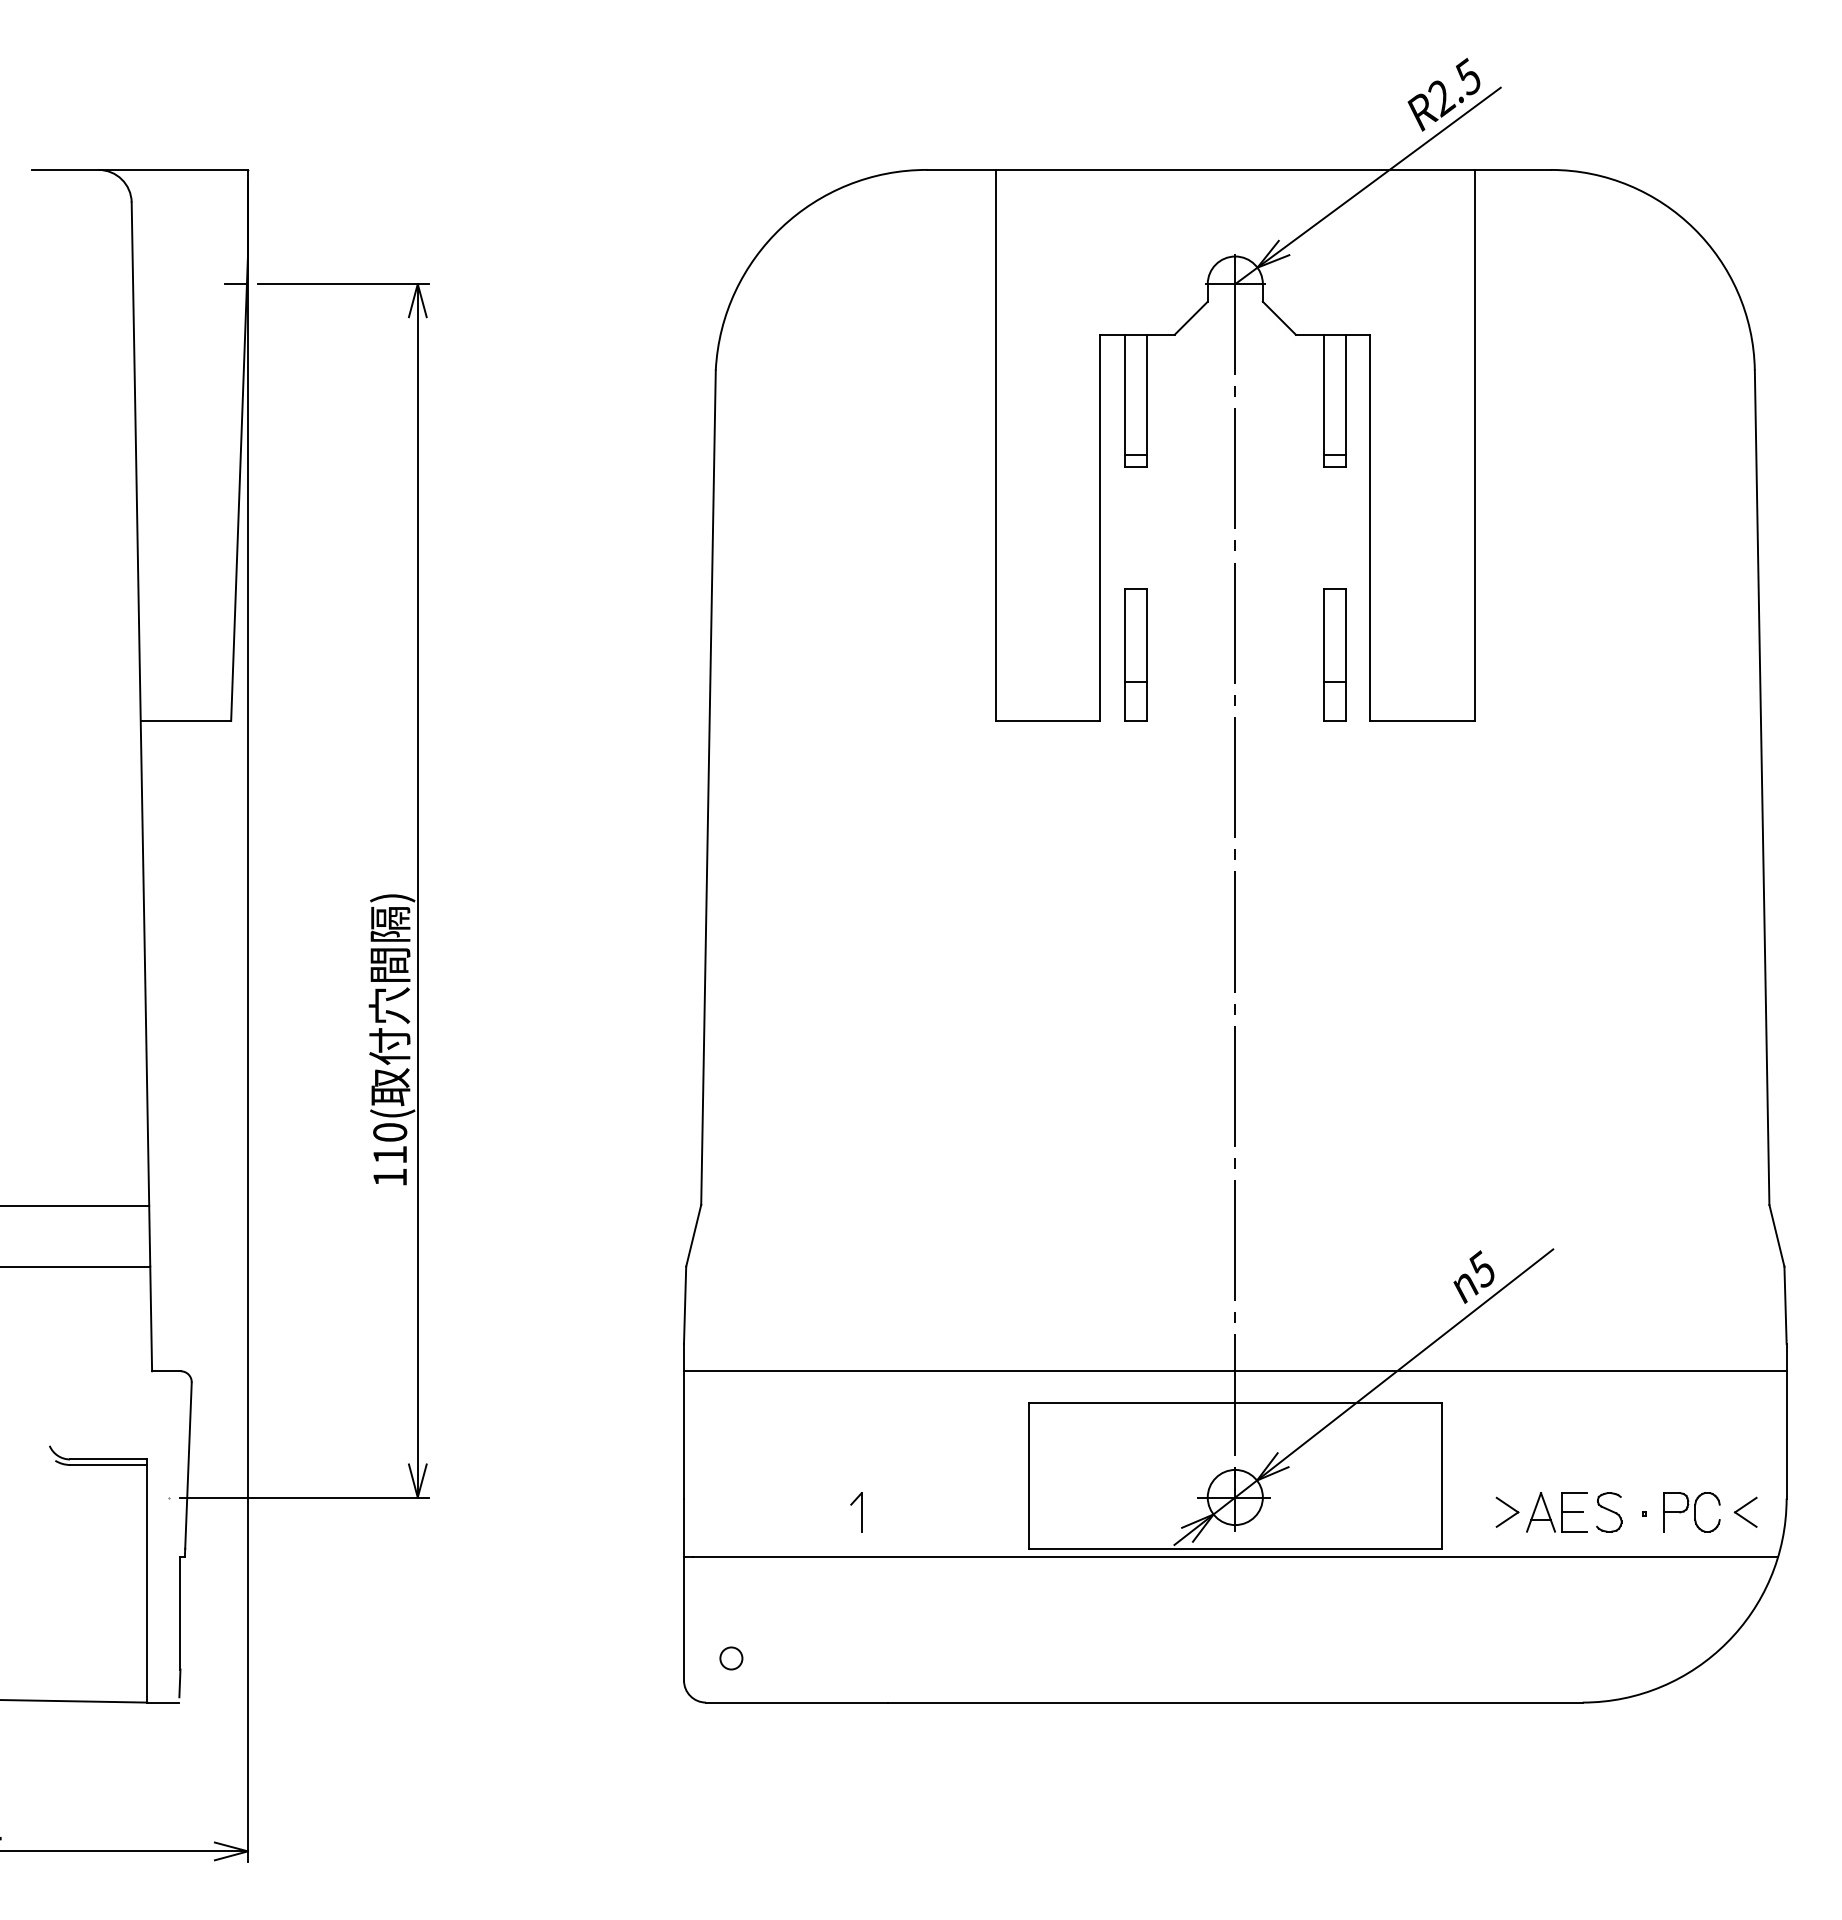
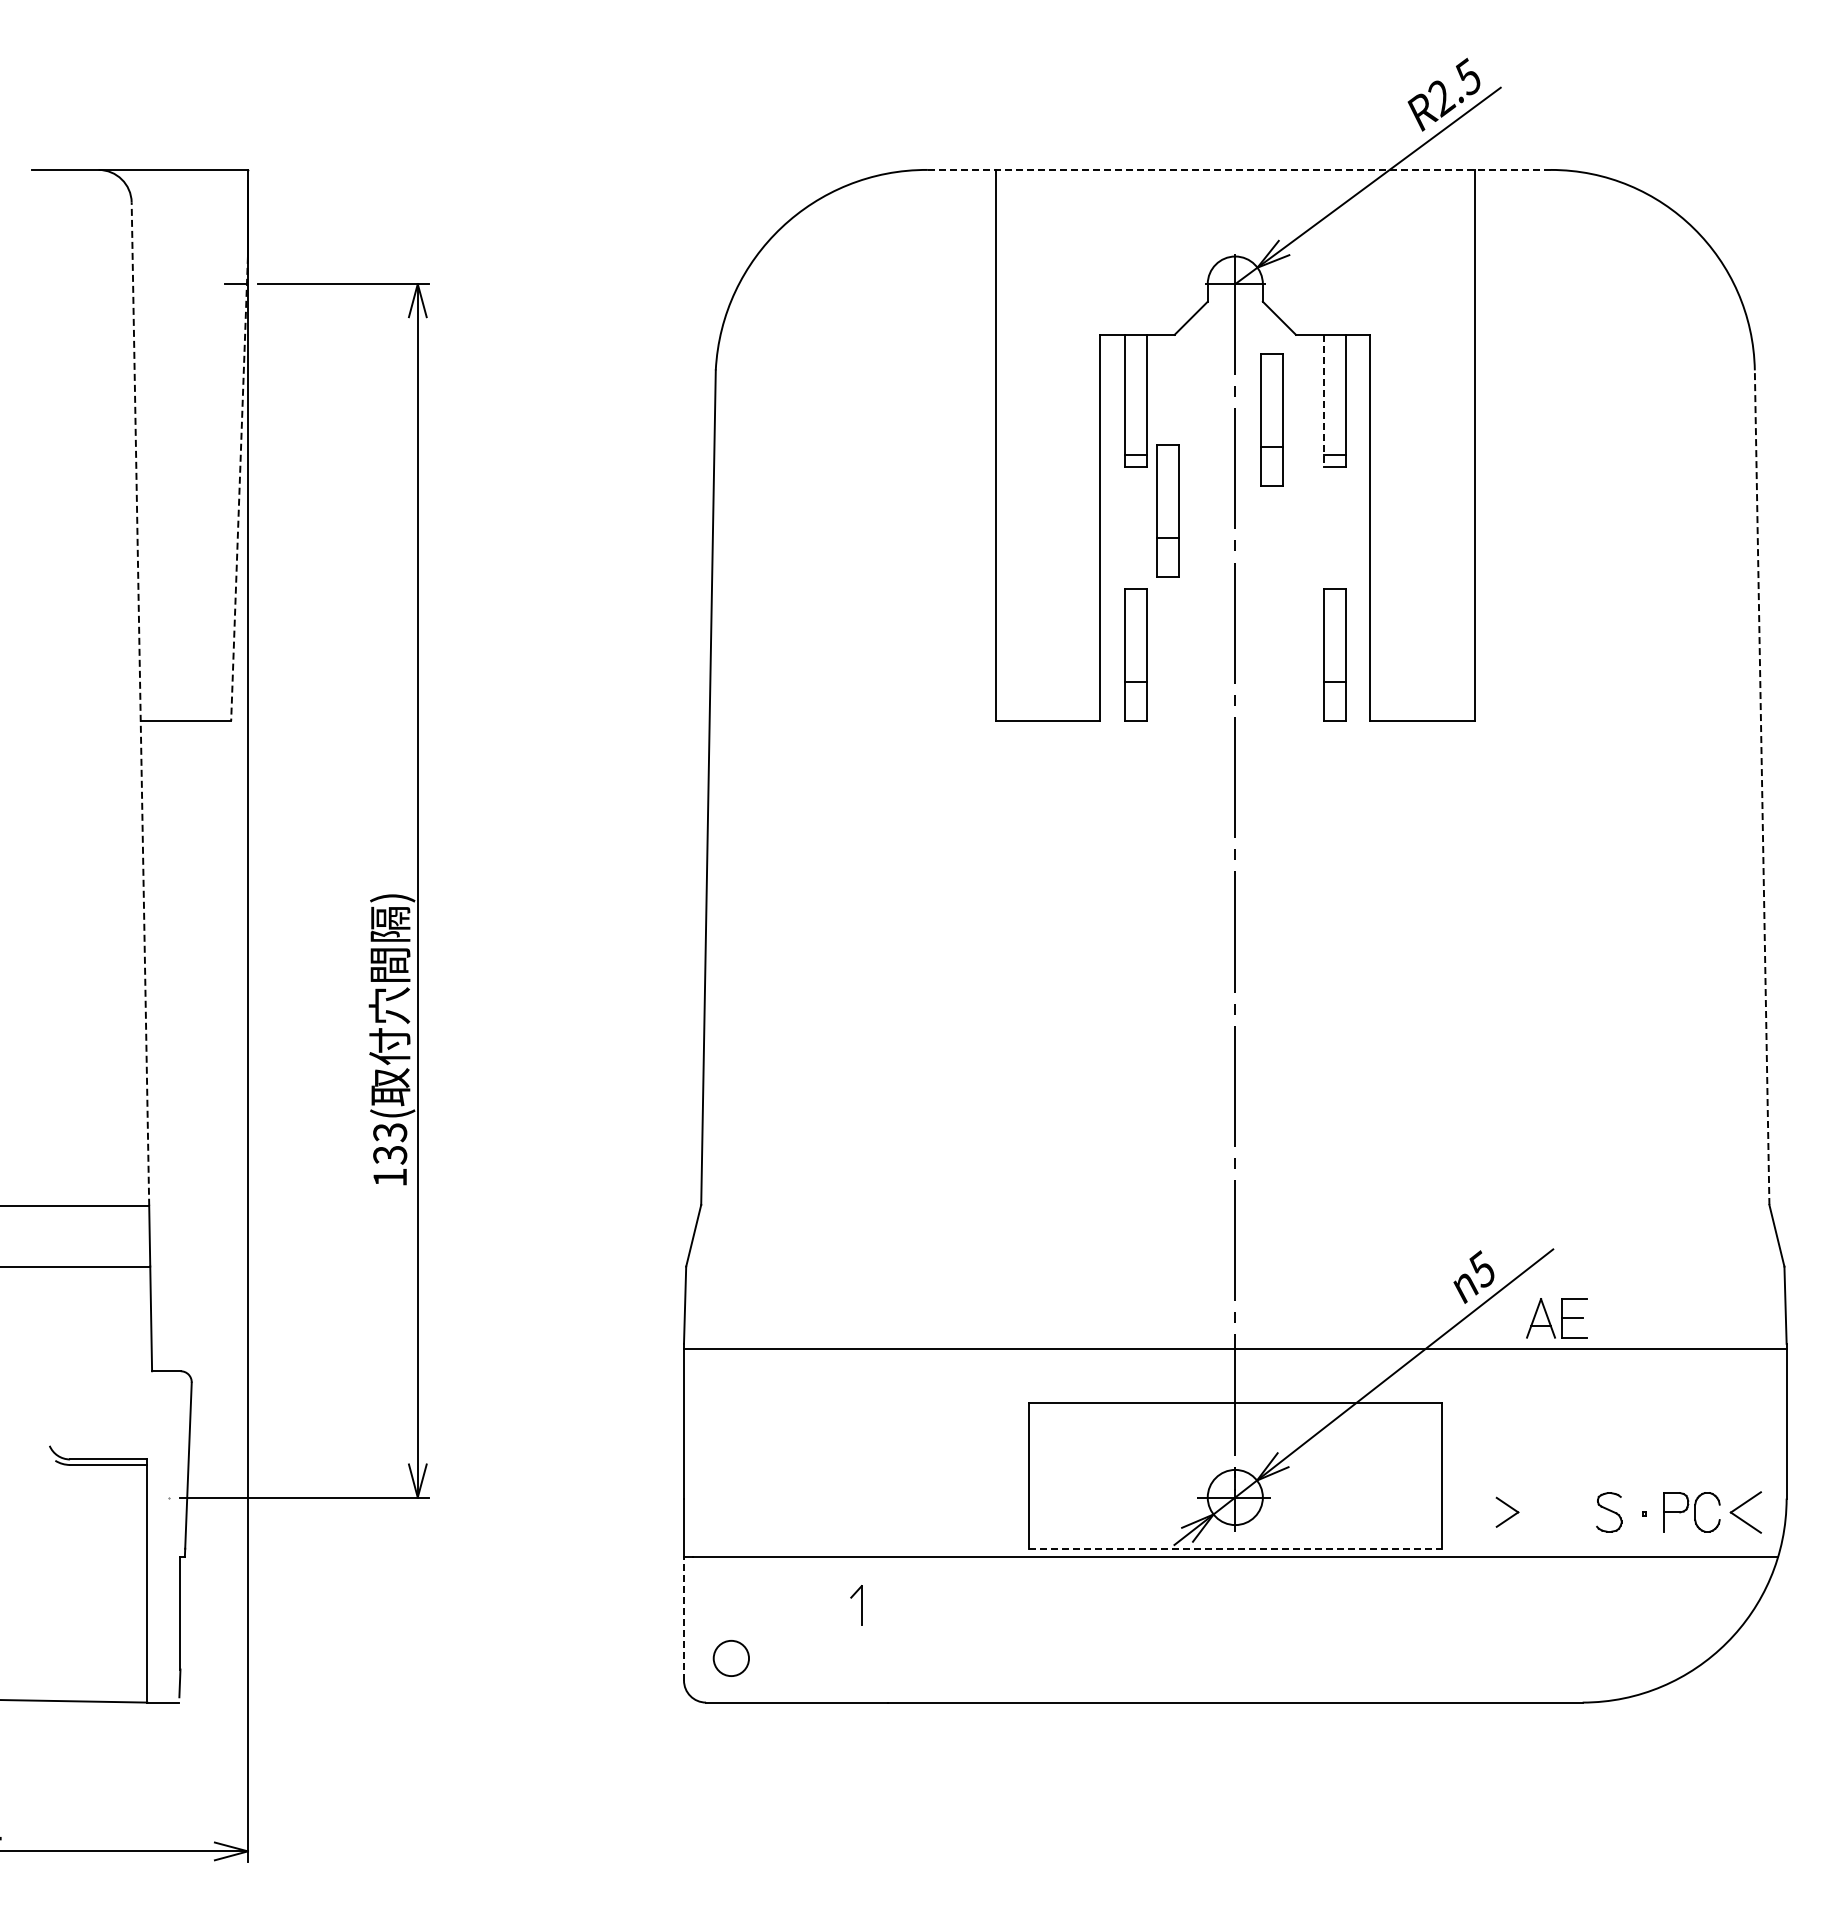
line: solid -> dashed (1239, 169)
line: solid -> dashed (1323, 401)
part: none -> present (1271, 419)
line: solid -> dashed (239, 489)
part: none -> present (1167, 510)
line: solid -> dashed (140, 704)
line: solid -> dashed (1762, 787)
text: 110( -> 133( (390, 1143)
line position: (1235, 1371) -> (1235, 1349) (1235, 1349)
part size: 25x32 px -> 33x43 px (1745, 1512)
part position: (856, 1512) -> (856, 1605) (856, 1605)
part position: (1556, 1512) -> (1556, 1318) (1556, 1318)
line: solid -> dashed (1235, 1548)
line: solid -> dashed (684, 1618)
circle size: 25x25 px -> 38x37 px (730, 1658)
